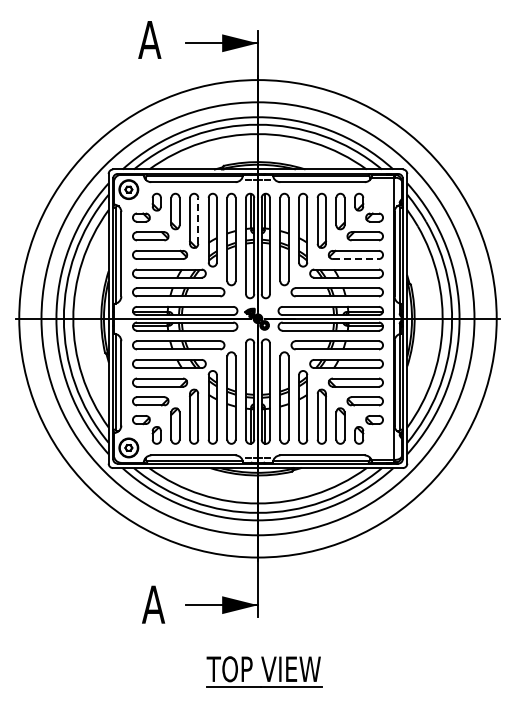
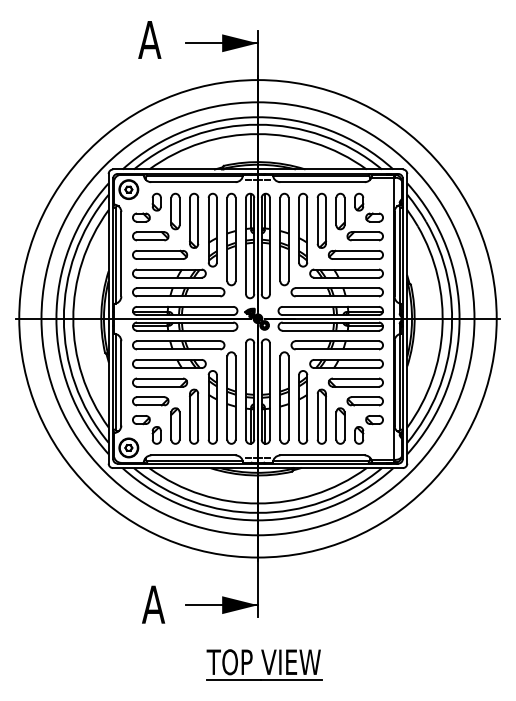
line: dashed -> solid (198, 220)
line: dashed -> solid (356, 259)
part position: (264, 671) -> (264, 664) (264, 664)
